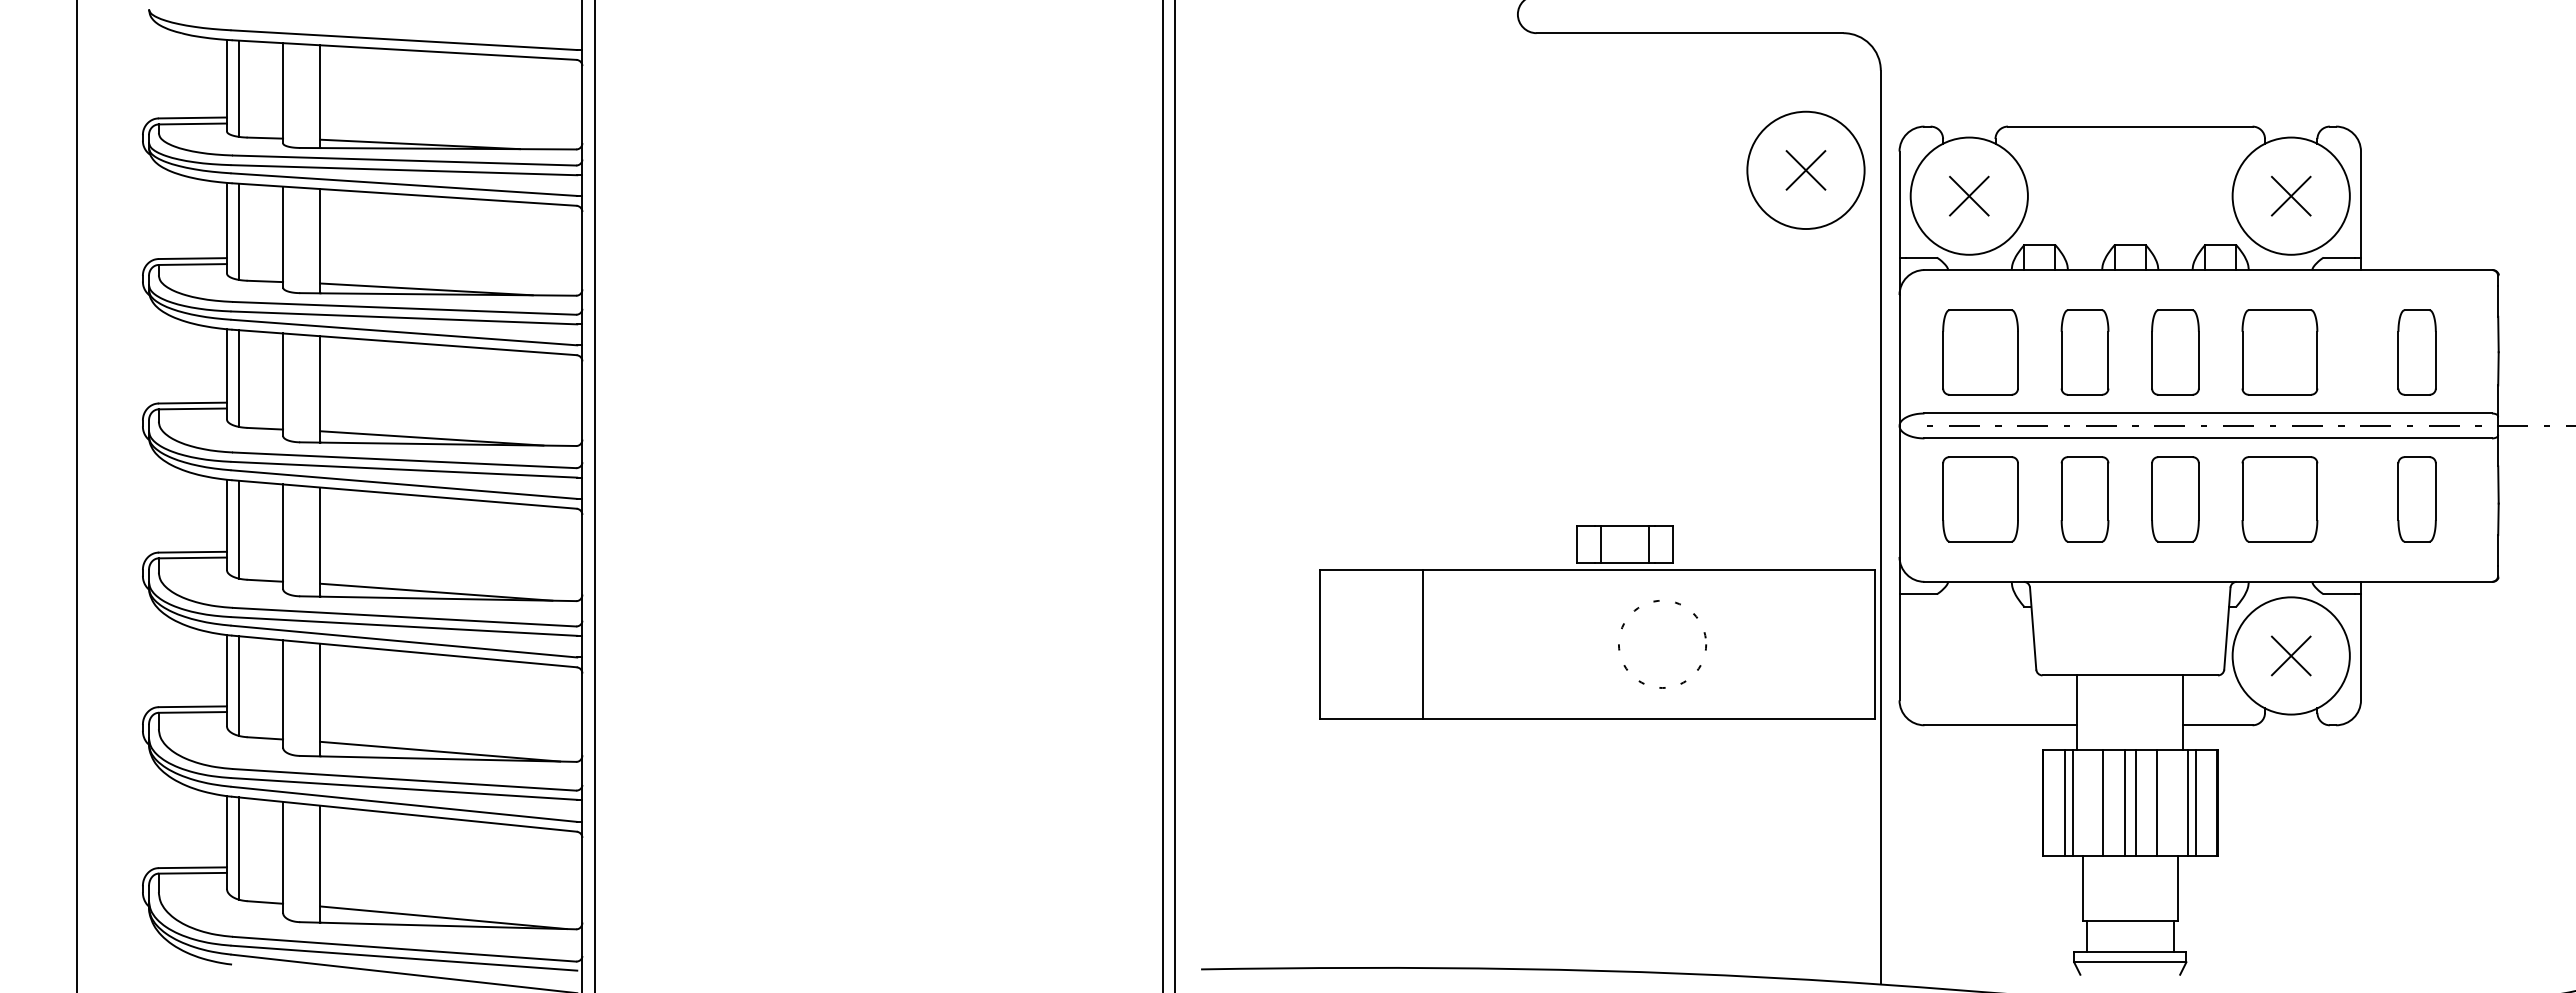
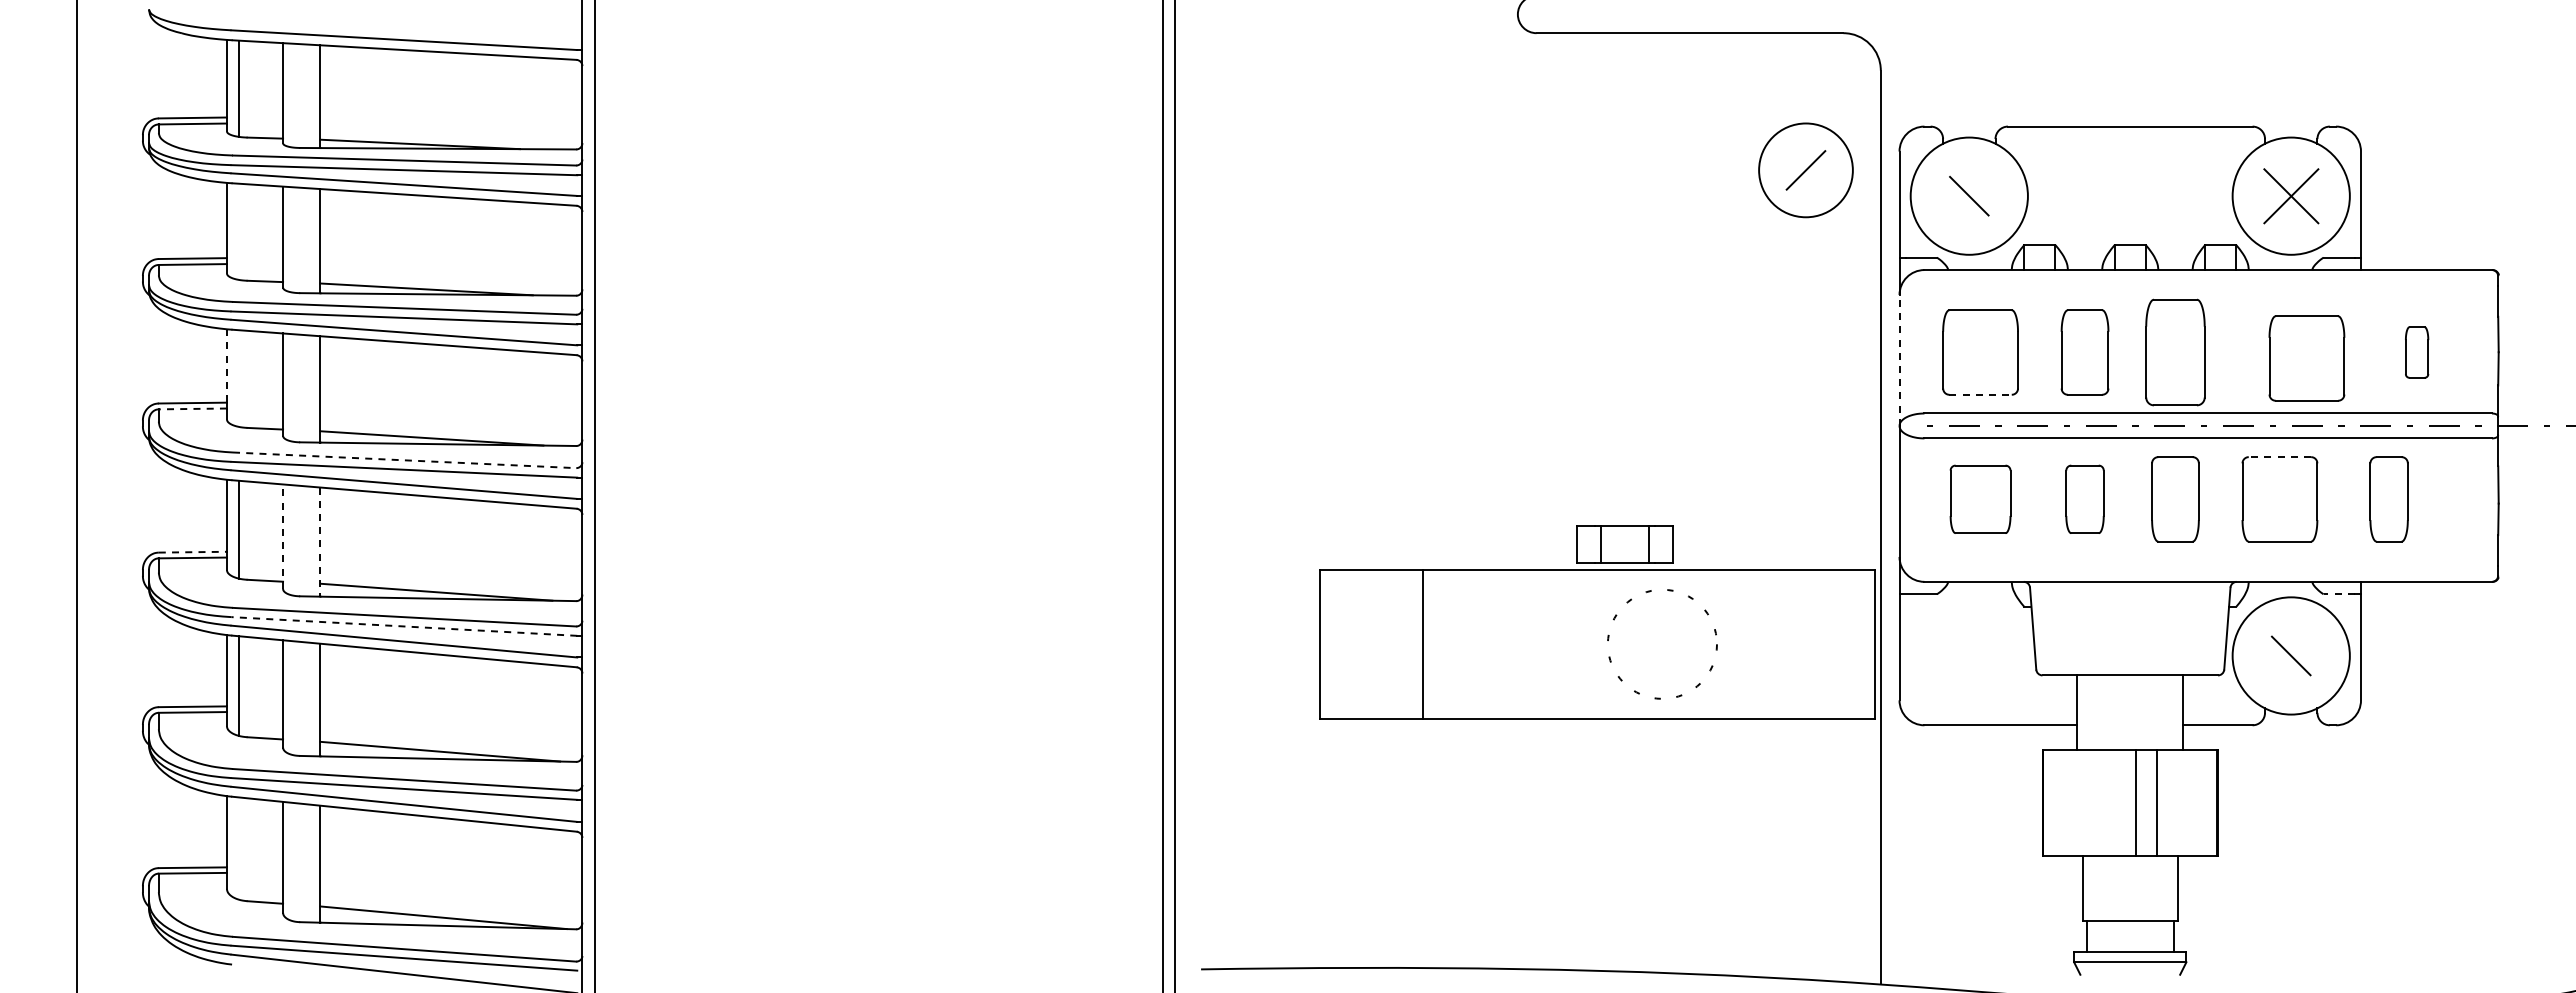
circle diameter: 117 px -> 94 px (1805, 170)
line: present -> none (1805, 170)
line: present -> none (1969, 195)
part size: 42x42 px -> 57x57 px (2291, 196)
line: present -> none (239, 231)
part size: 49x87 px -> 61x109 px (2175, 352)
part position: (2279, 352) -> (2306, 358) (2306, 358)
part size: 40x87 px -> 25x53 px (2417, 352)
line: solid -> dashed (1899, 359)
line: solid -> dashed (226, 365)
line: present -> none (239, 378)
line: solid -> dashed (1981, 394)
line: solid -> dashed (192, 408)
line: solid -> dashed (2279, 457)
line: solid -> dashed (404, 460)
part size: 77x87 px -> 63x70 px (1980, 498)
part size: 50x87 px -> 40x70 px (2084, 498)
part position: (2416, 499) -> (2388, 499) (2388, 499)
line: solid -> dashed (283, 536)
line: solid -> dashed (320, 542)
line: solid -> dashed (193, 552)
line: solid -> dashed (2339, 594)
line: solid -> dashed (403, 626)
circle size: 90x89 px -> 111x111 px (1662, 644)
line: present -> none (2290, 655)
line: present -> none (2064, 803)
line: present -> none (2072, 803)
line: present -> none (2103, 803)
line: present -> none (2124, 803)
line: present -> none (2188, 803)
line: present -> none (2195, 803)
line: present -> none (239, 848)
